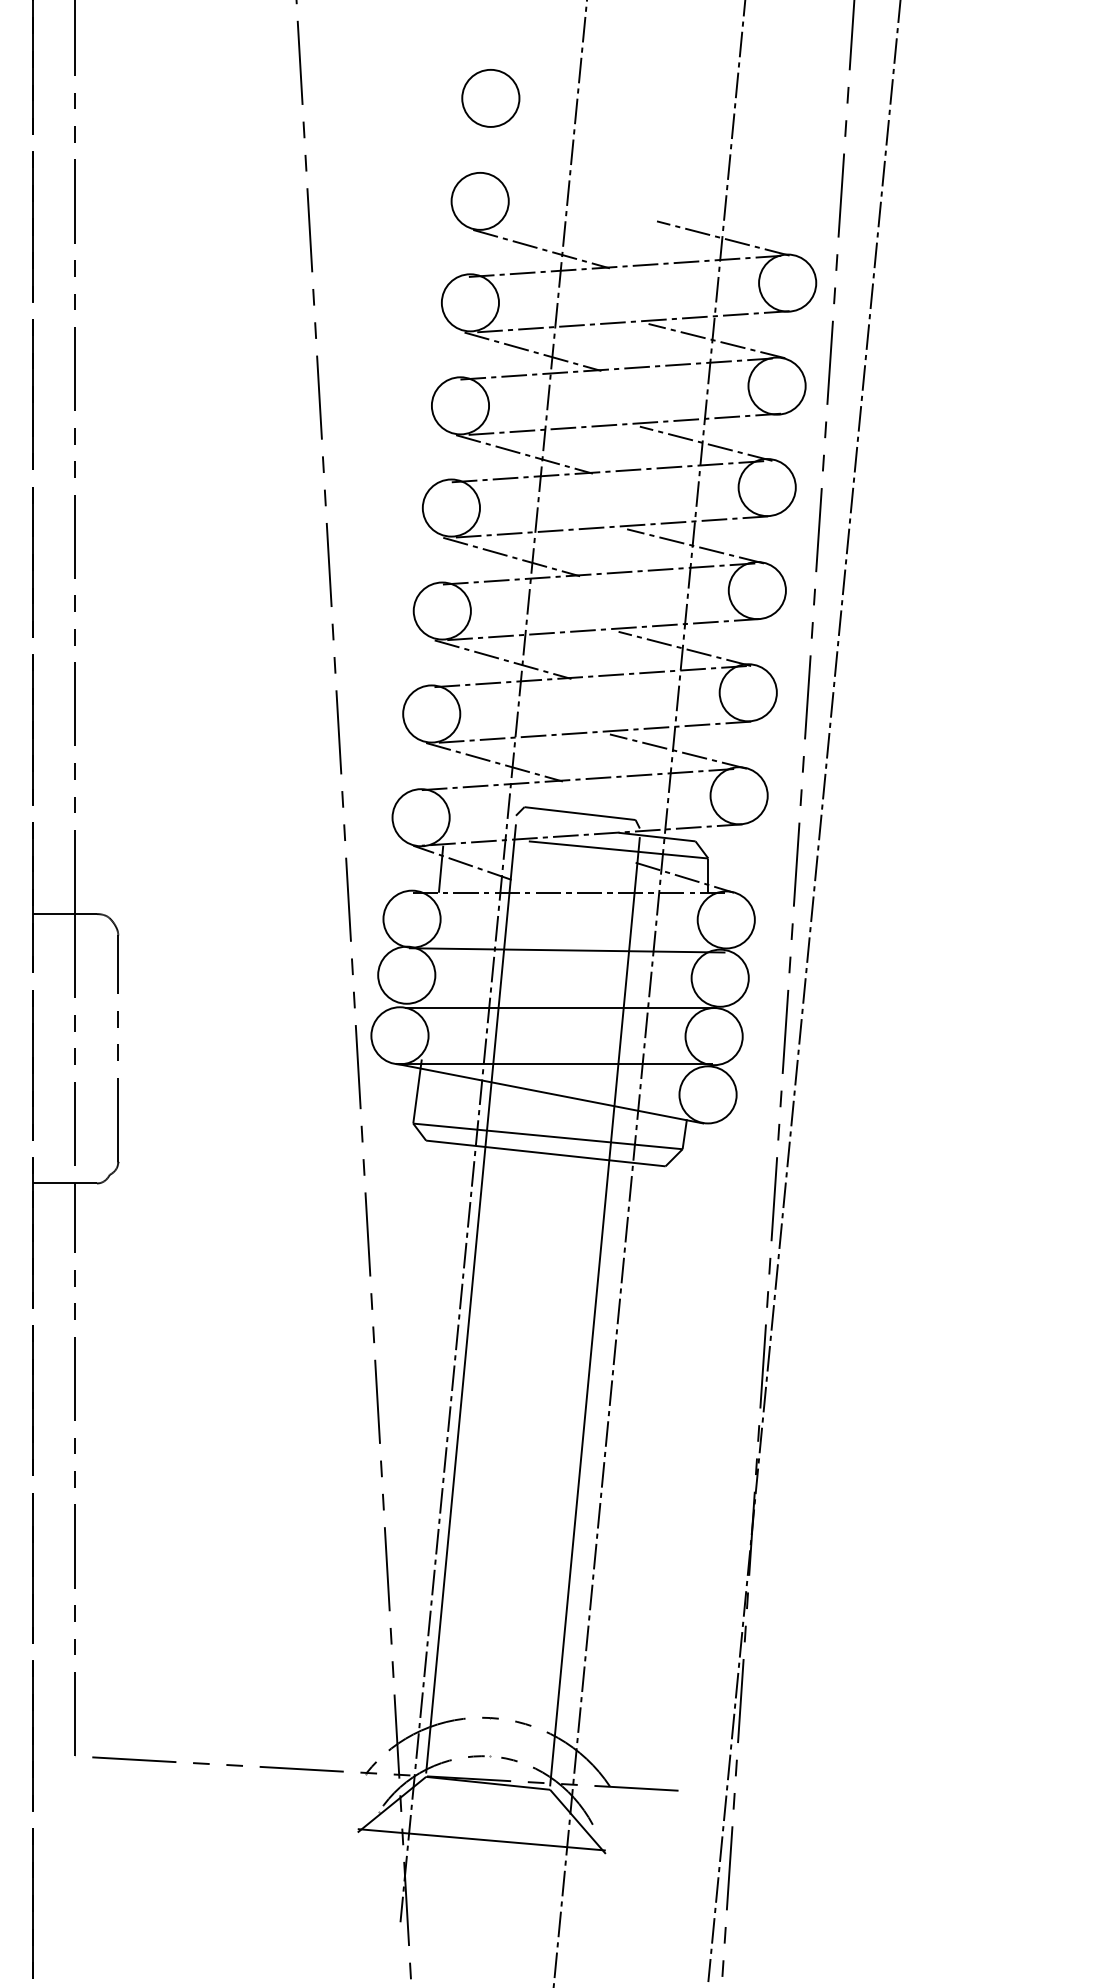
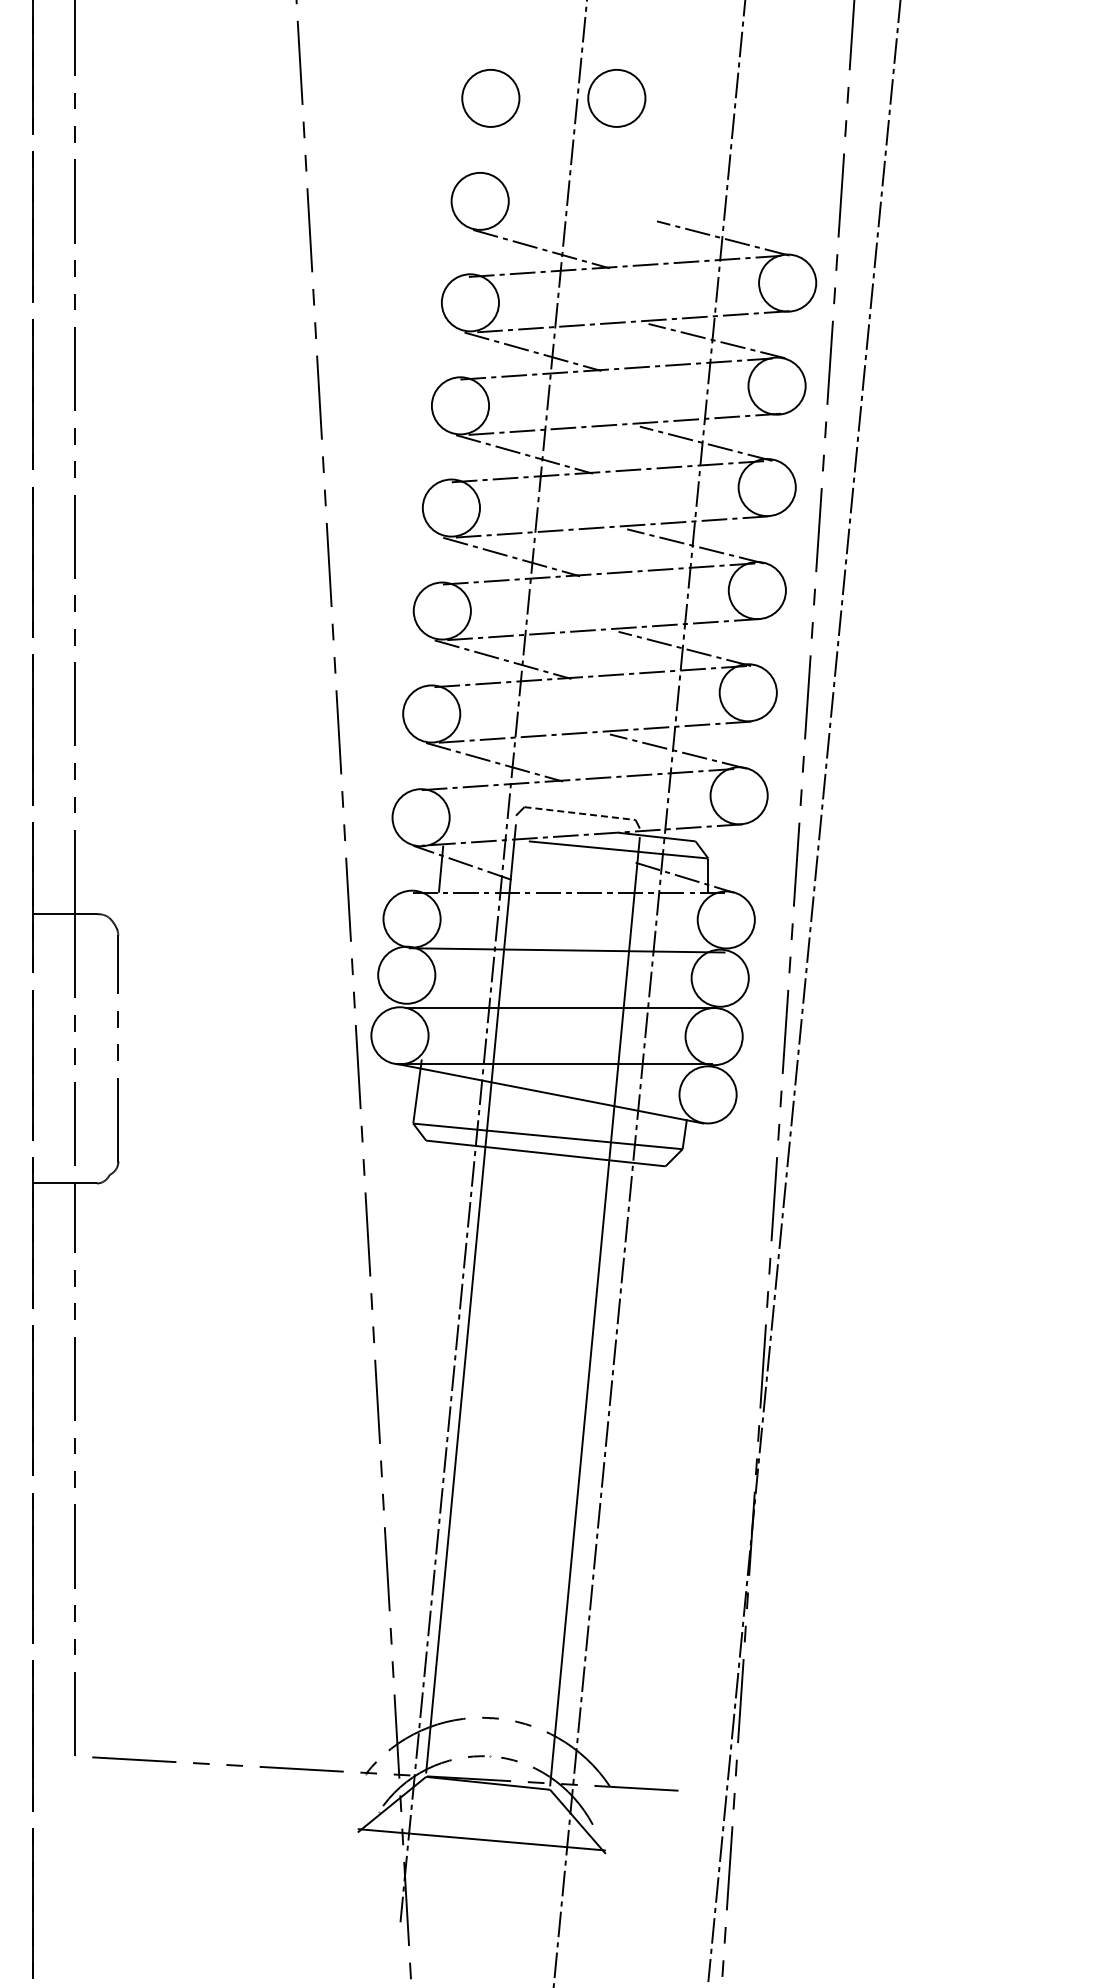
part: none -> present (616, 98)
line: solid -> dashed (580, 813)
